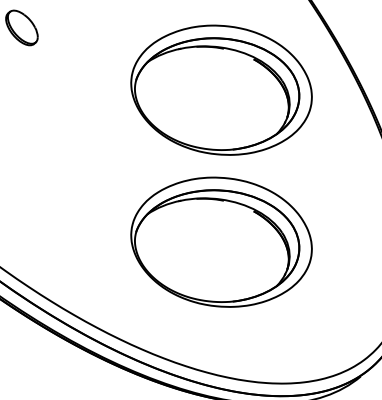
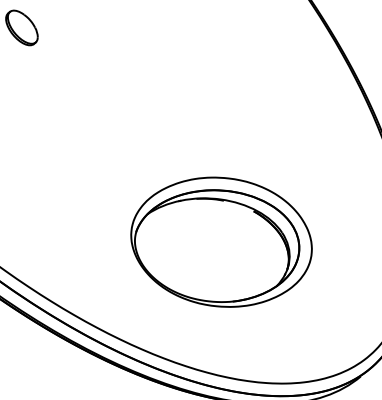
part: present -> none (221, 89)
